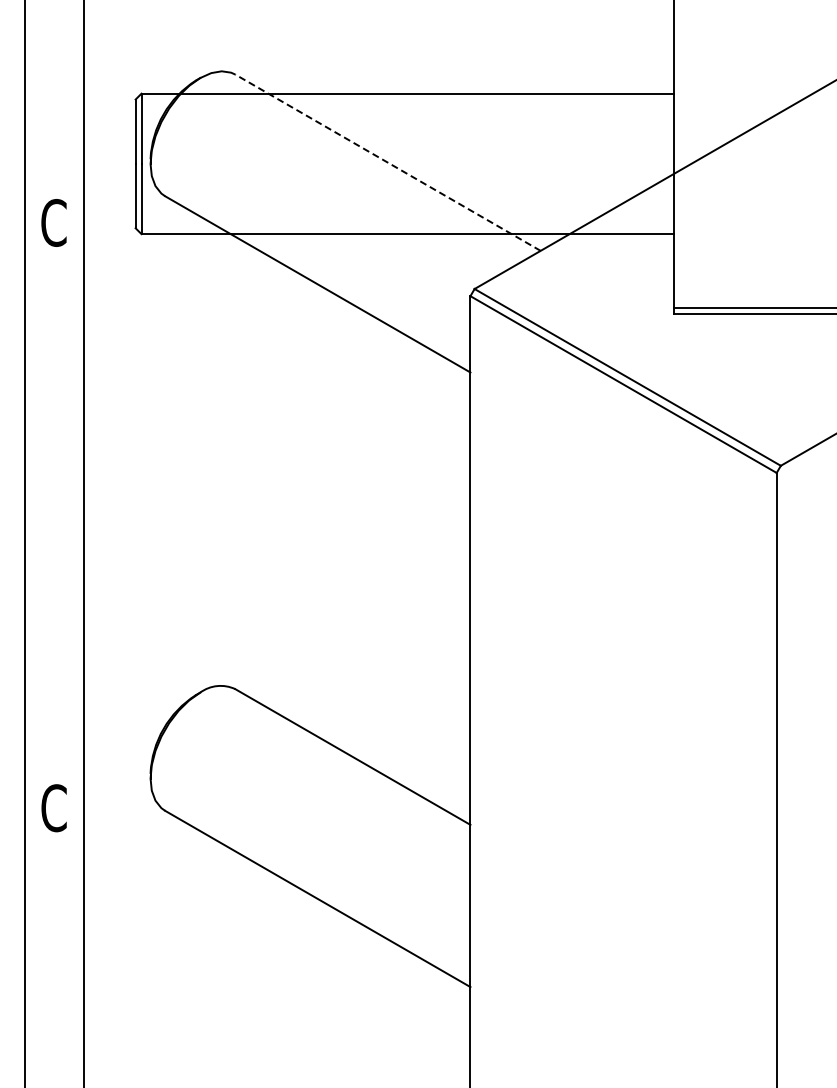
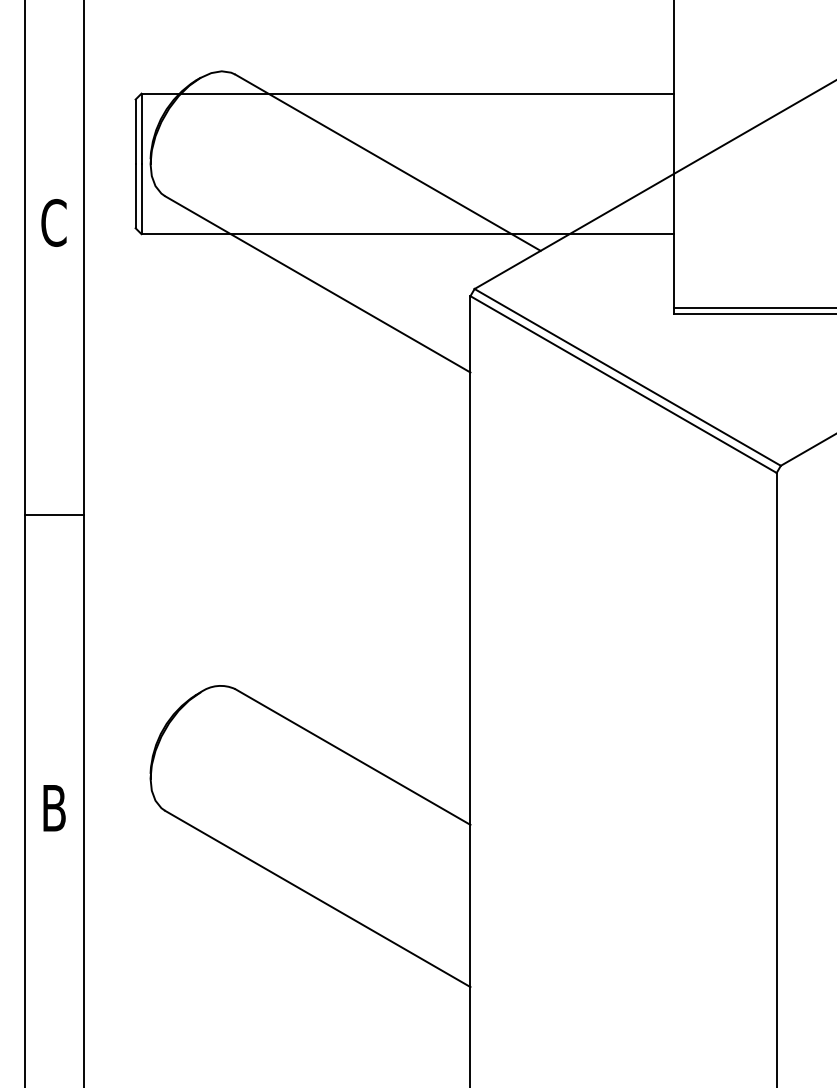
line: dashed -> solid (387, 162)
line: none -> present (54, 515)
text: C -> B (53, 808)
